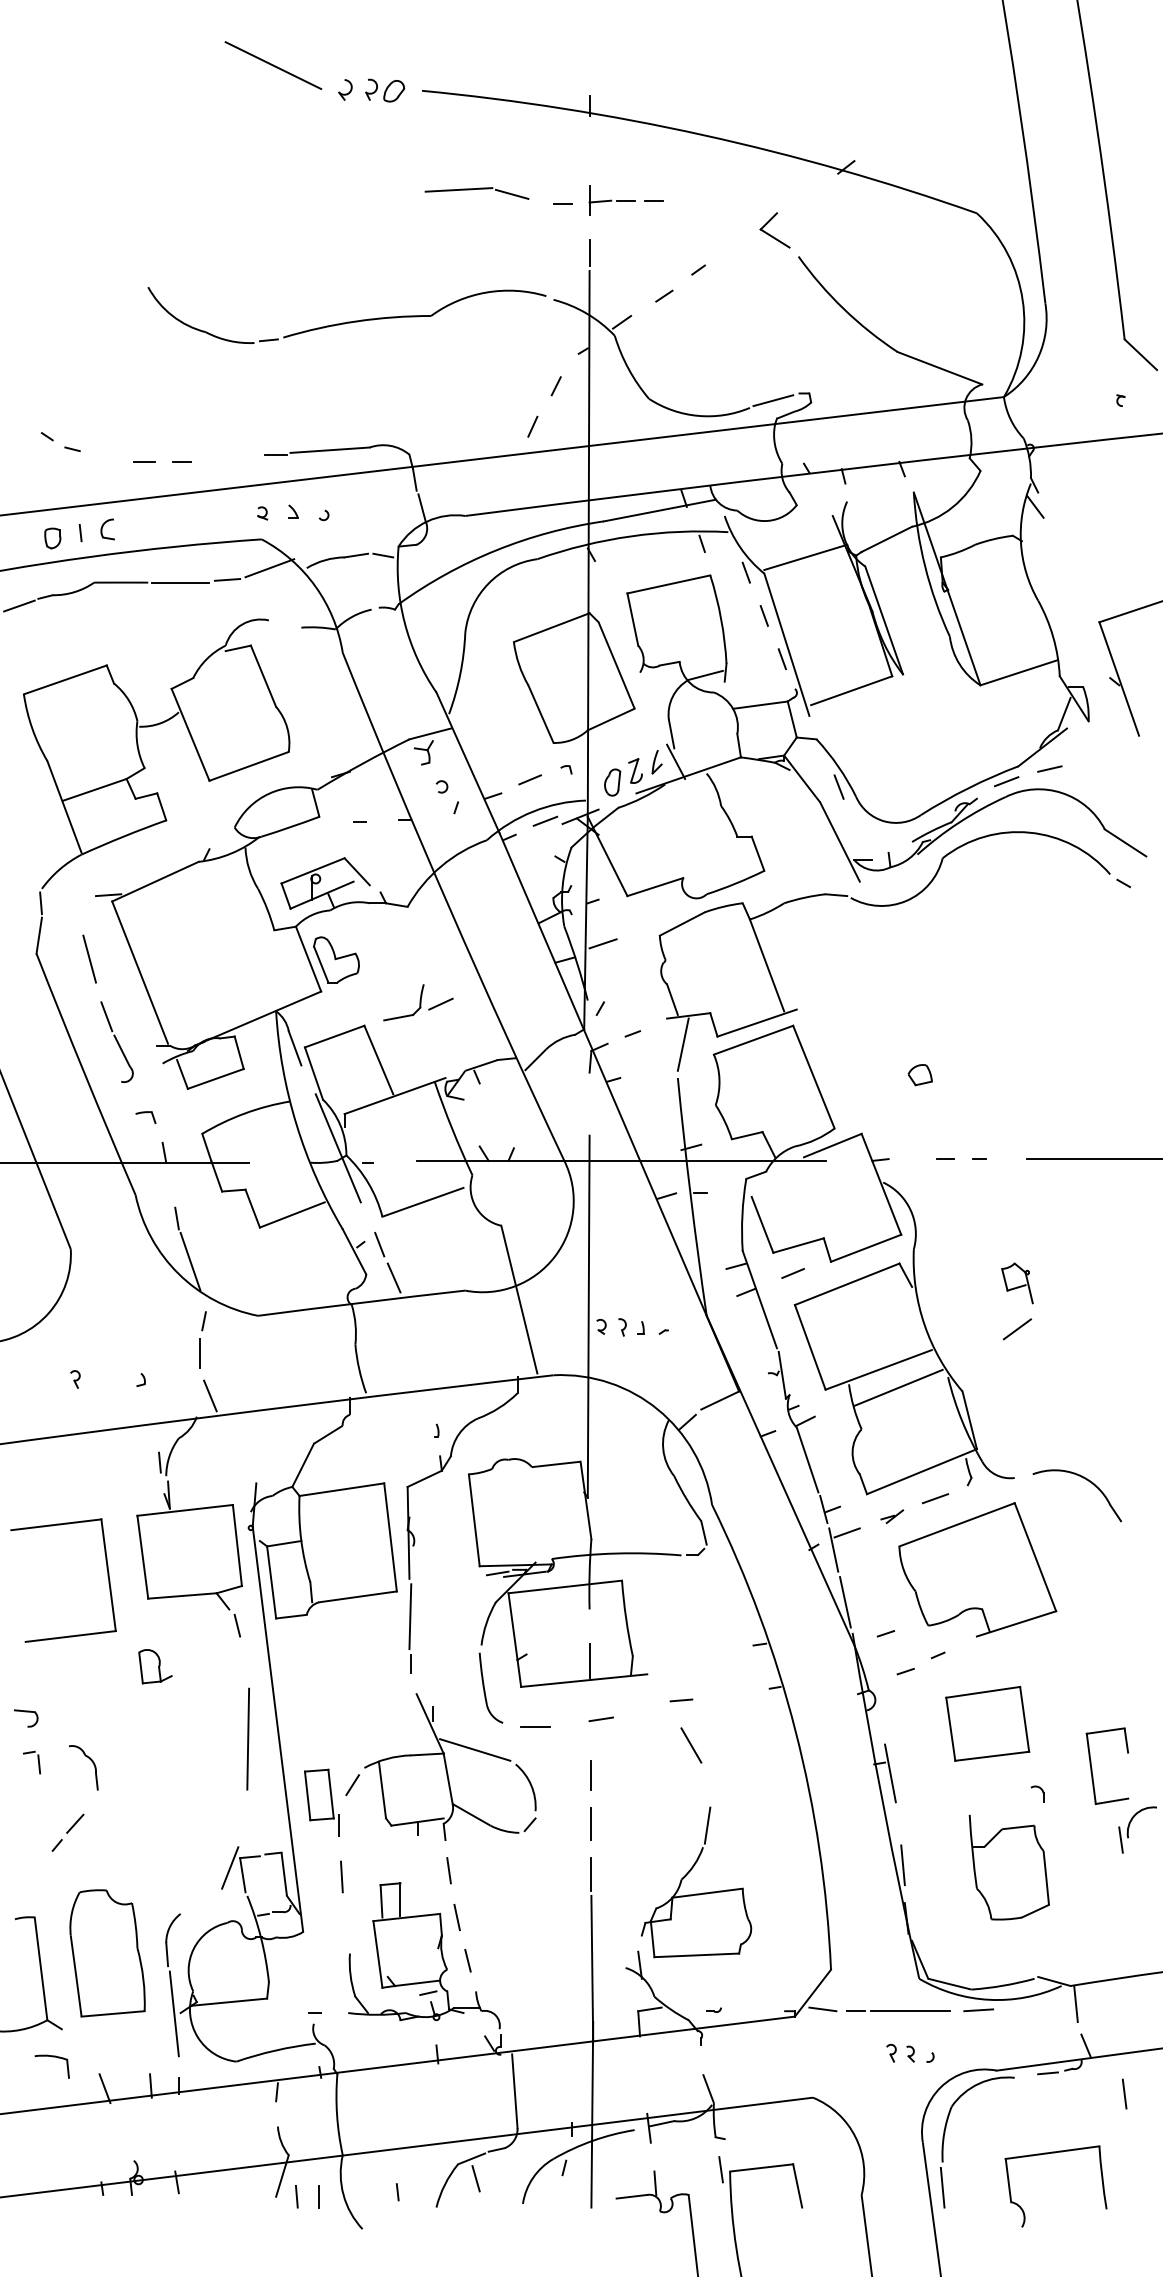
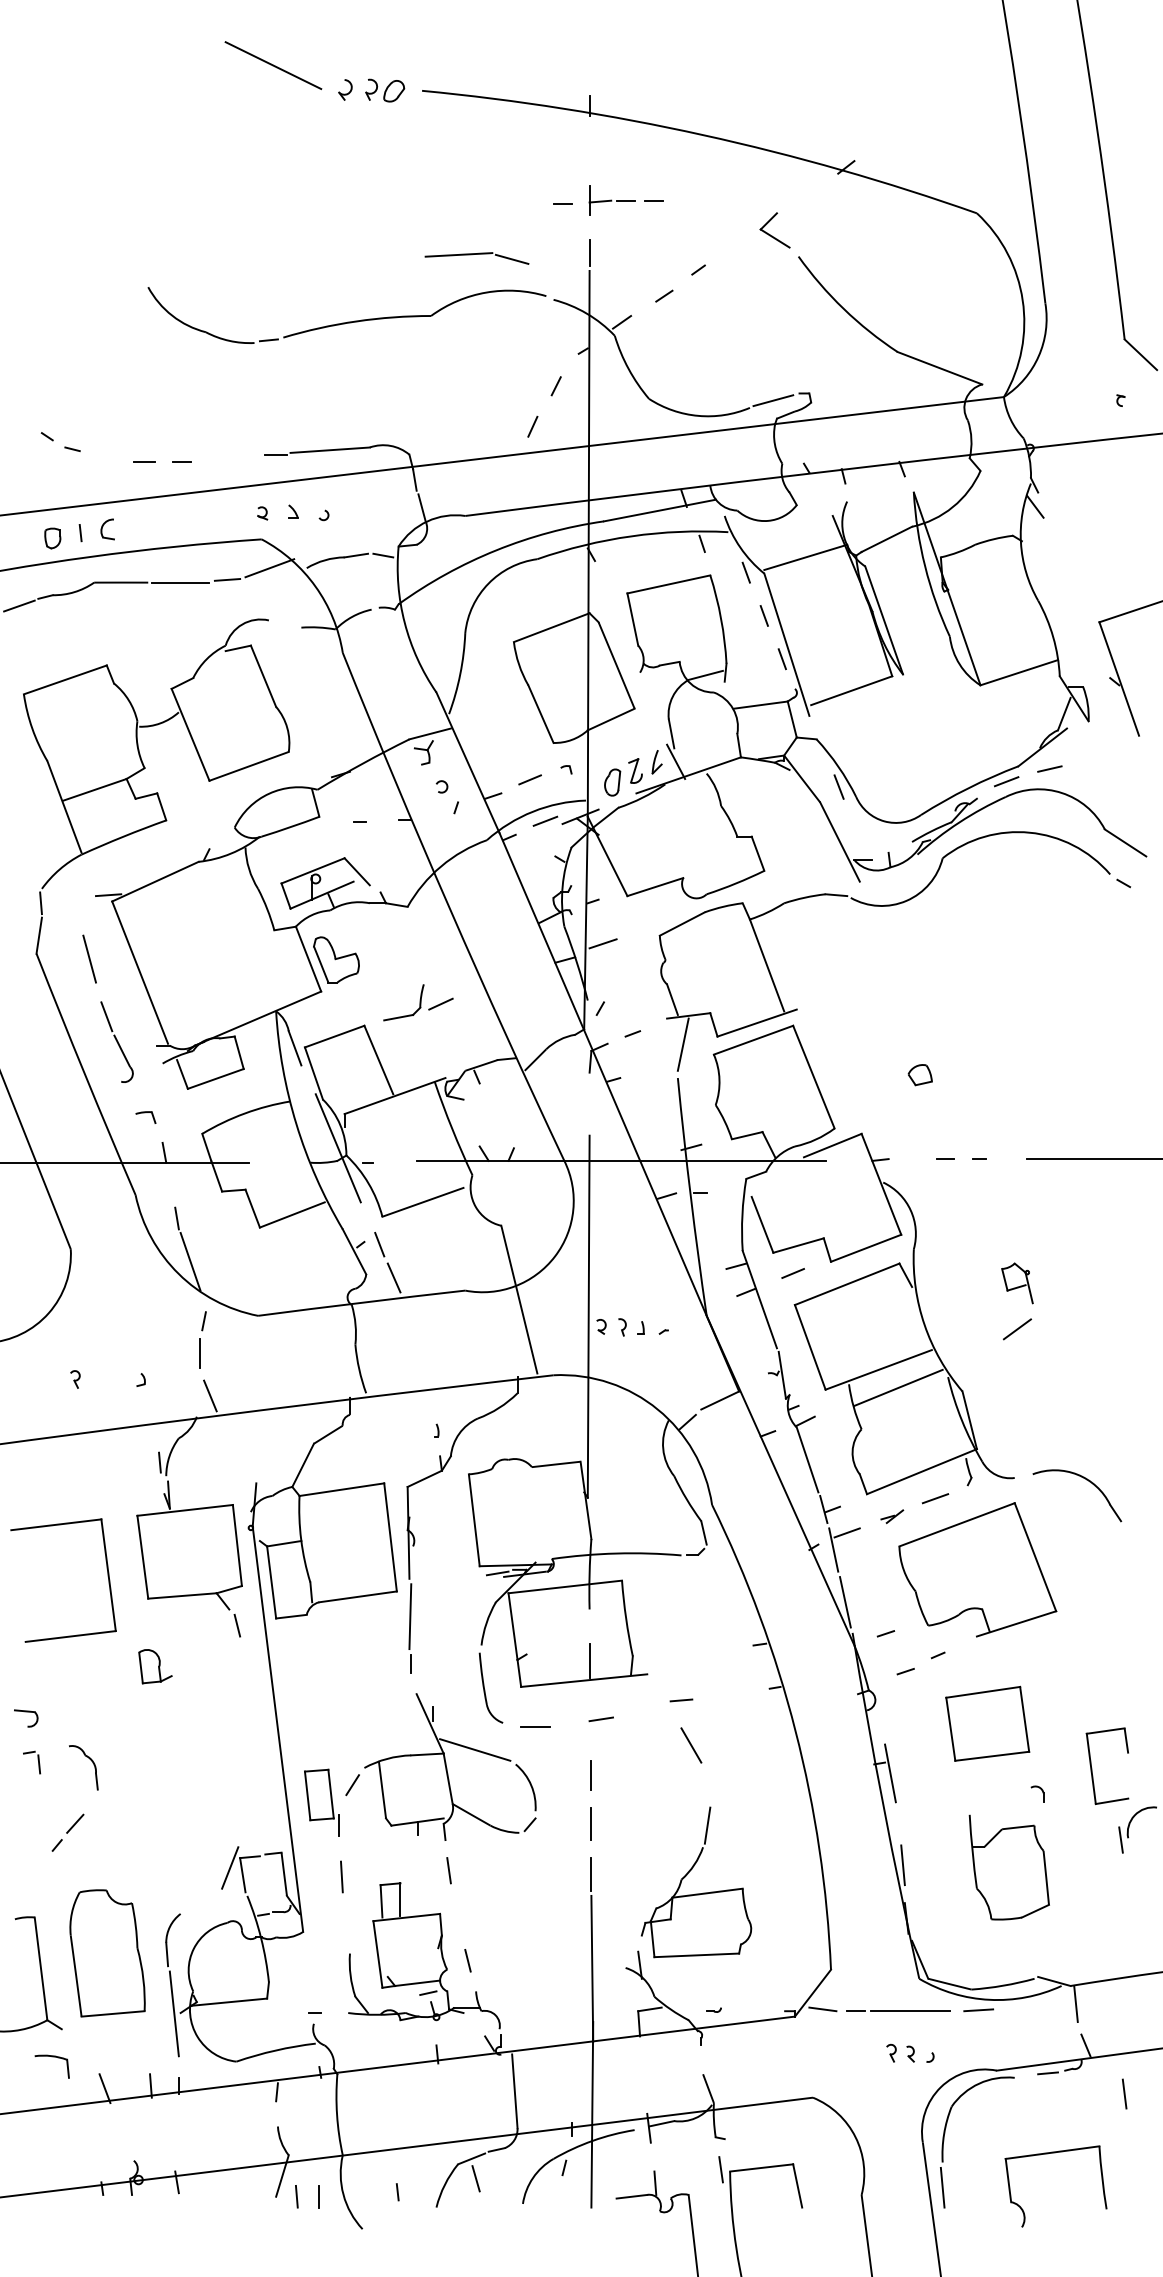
part position: (476, 193) -> (476, 258) (476, 258)
line: present -> none (248, 1738)
line: present -> none (456, 1917)
